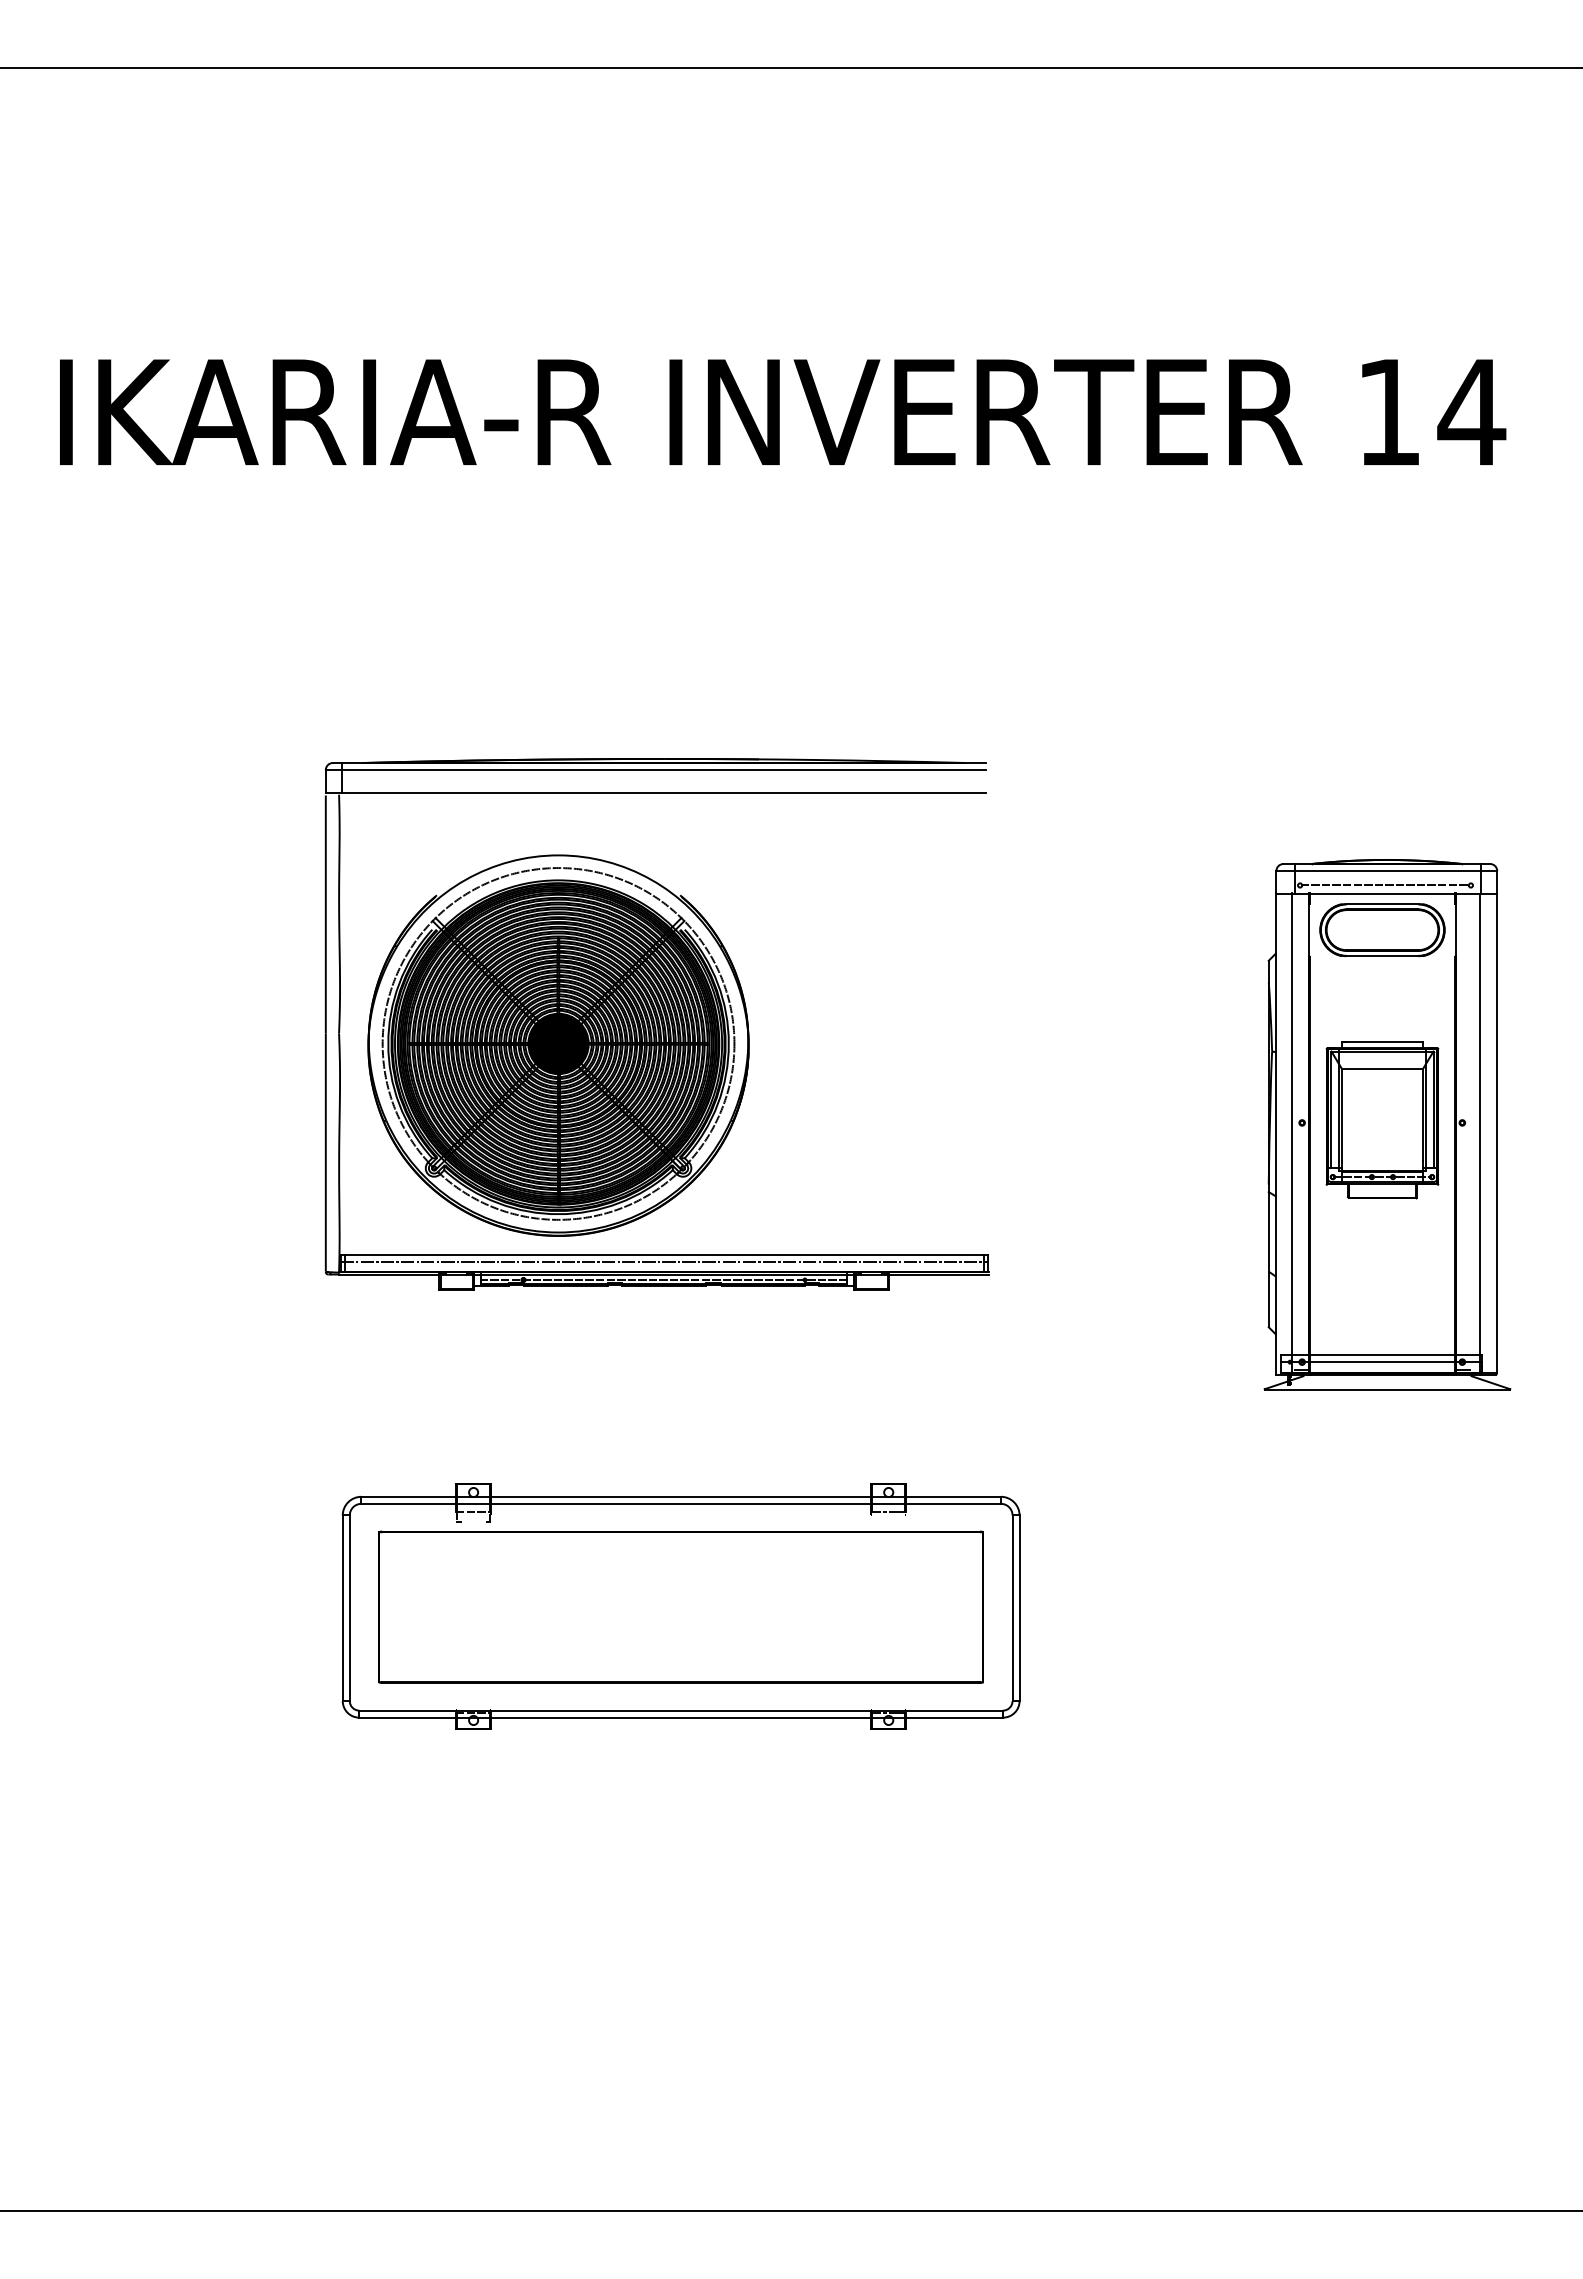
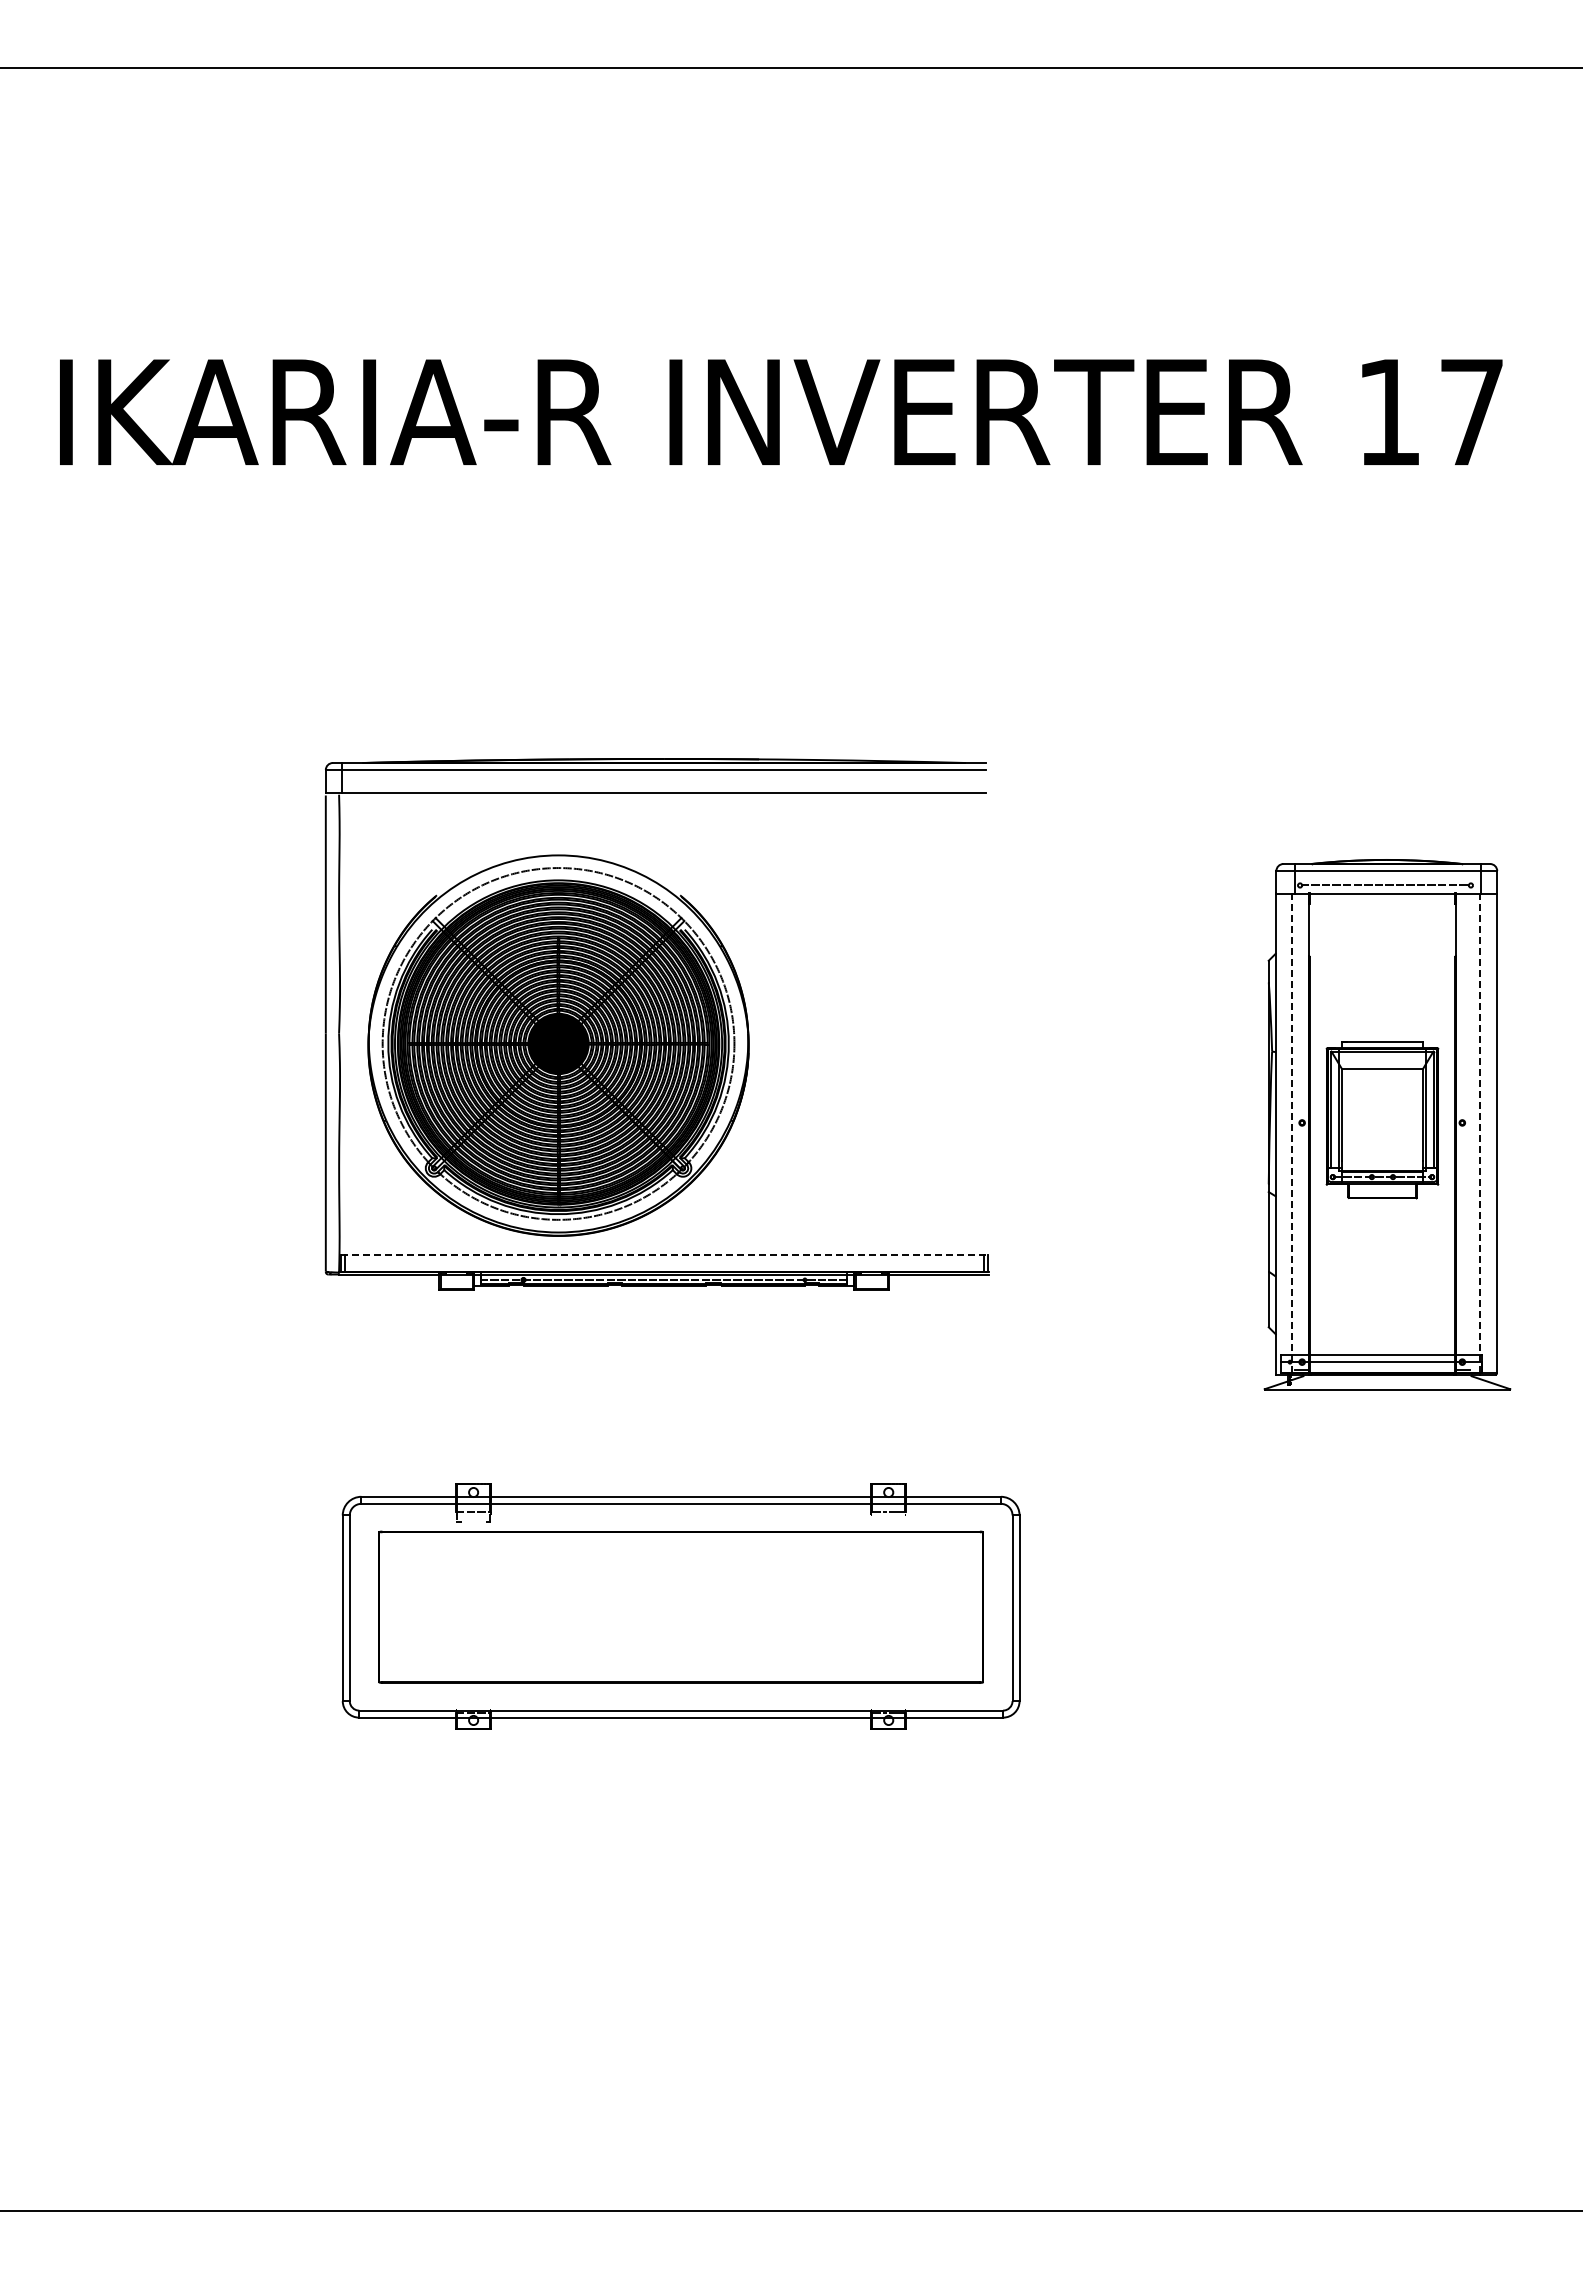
text: 14 -> 17 (1471, 412)
part: present -> none (1382, 929)
line: solid -> dashed (1292, 1133)
line: solid -> dashed (1480, 1133)
line: solid -> dashed (664, 1254)
line: present -> none (663, 1261)
